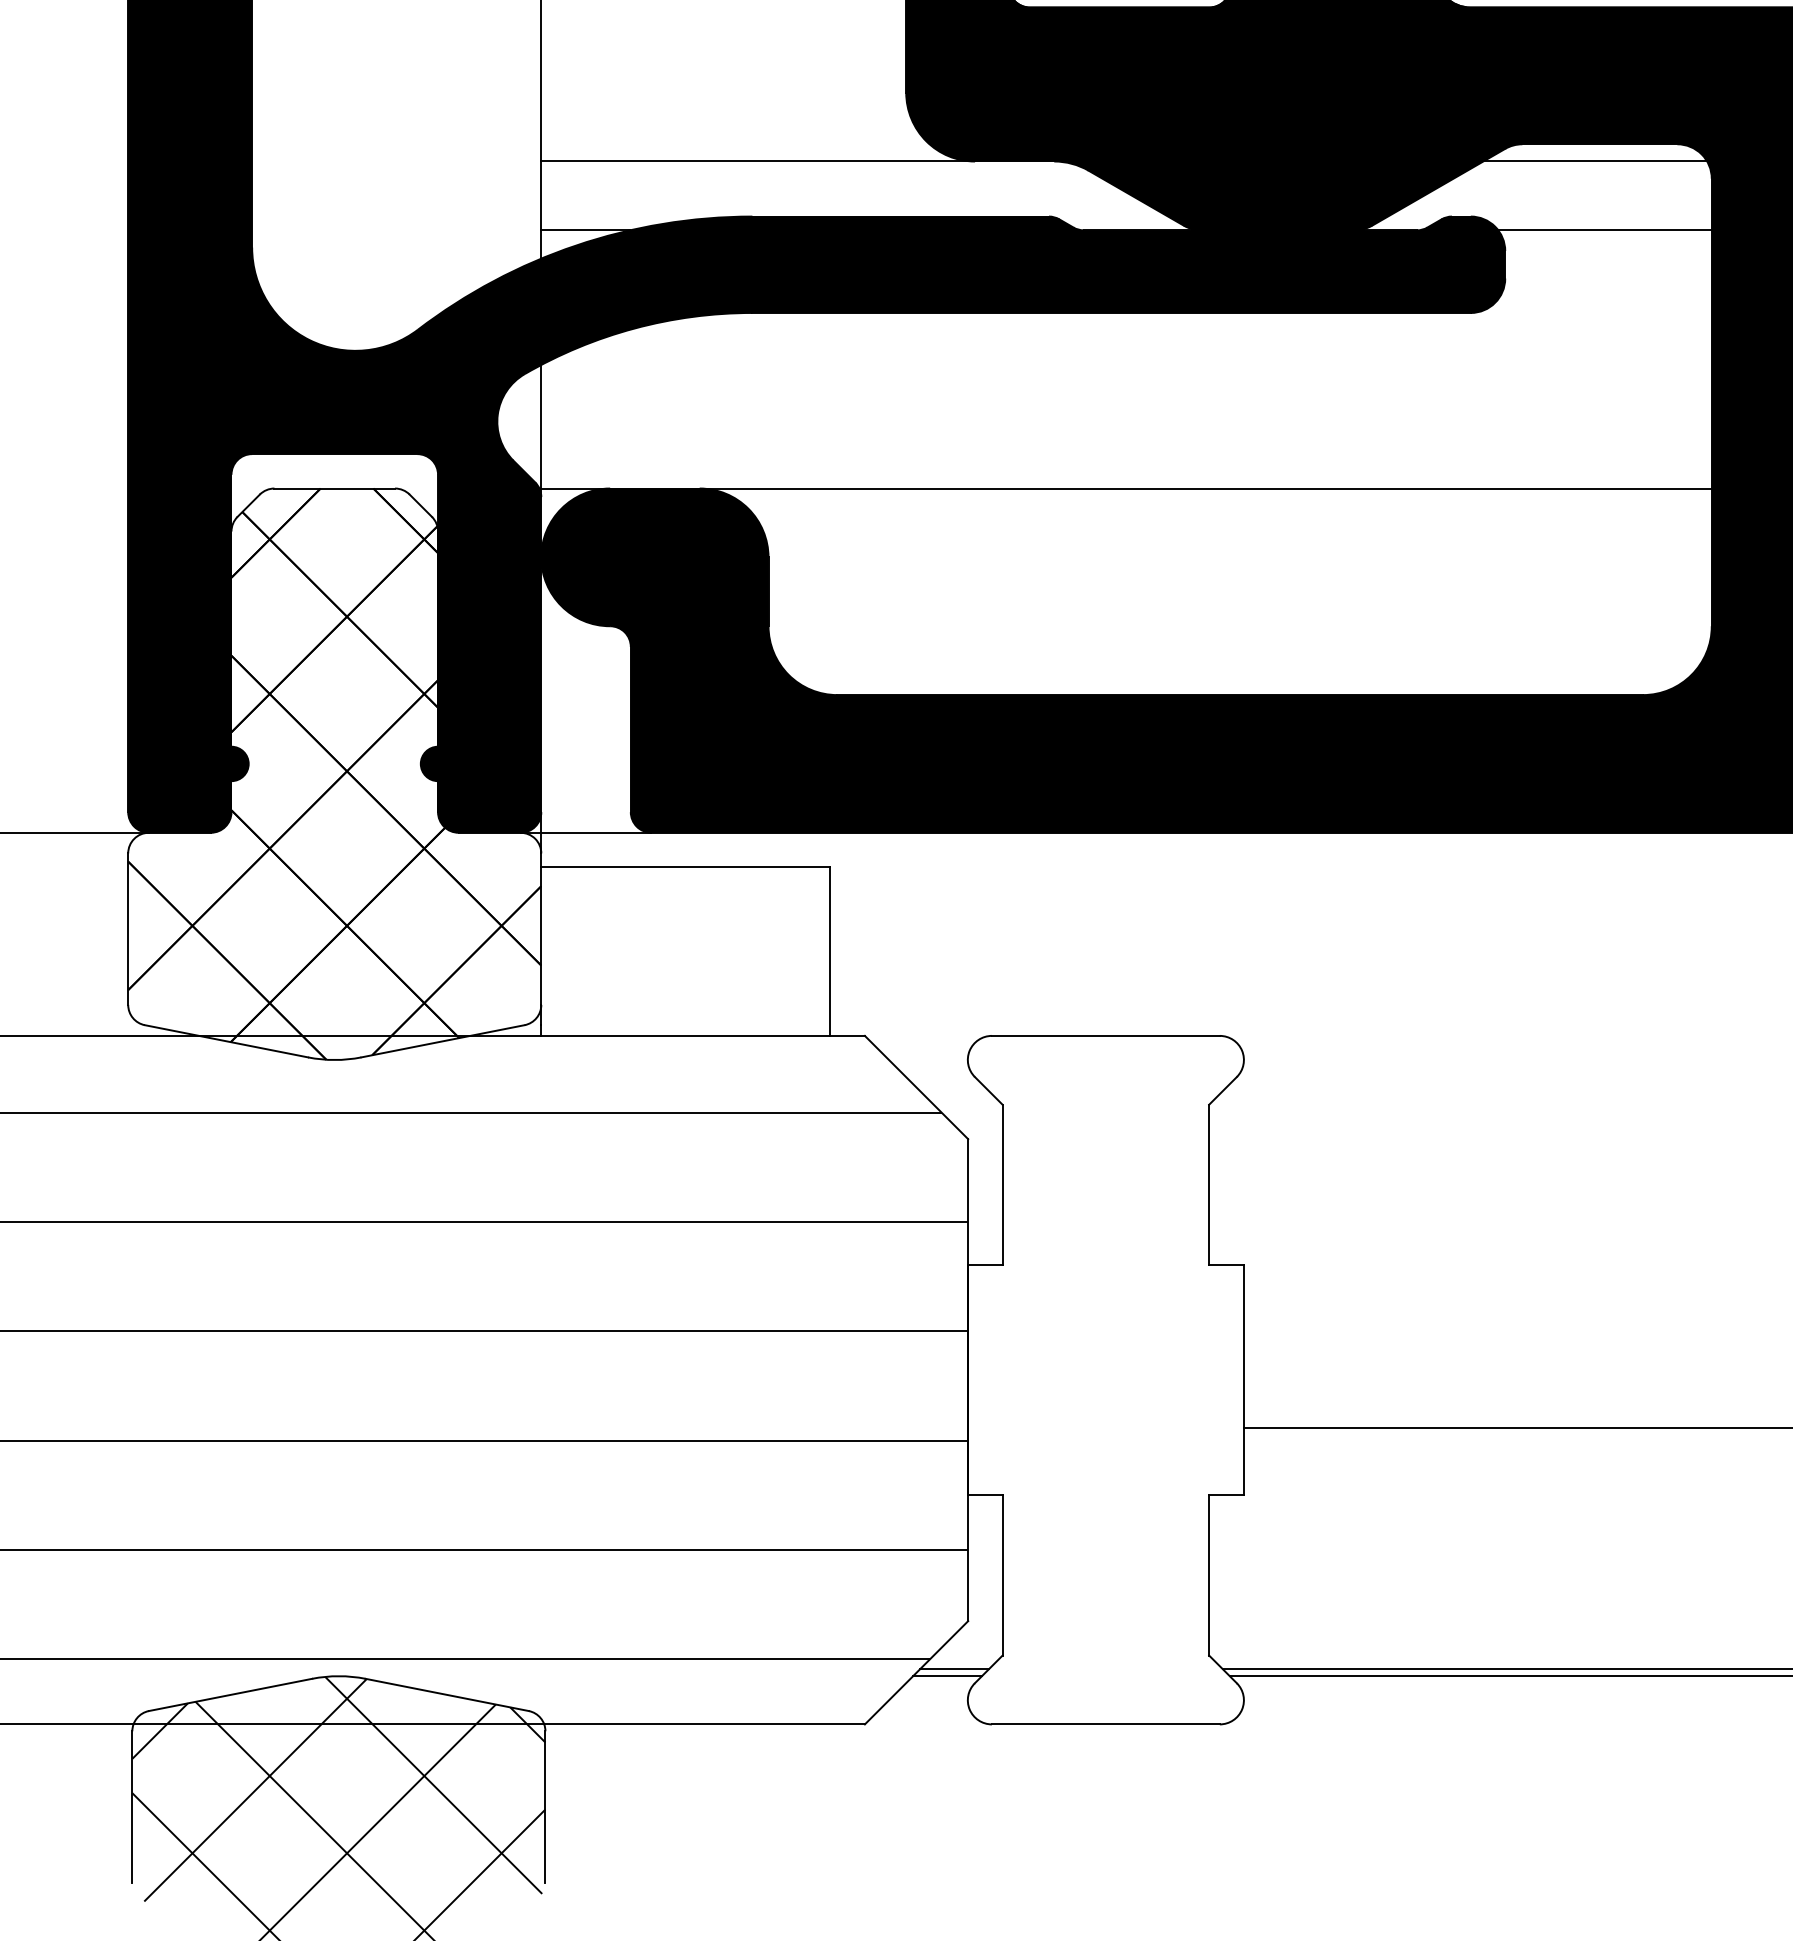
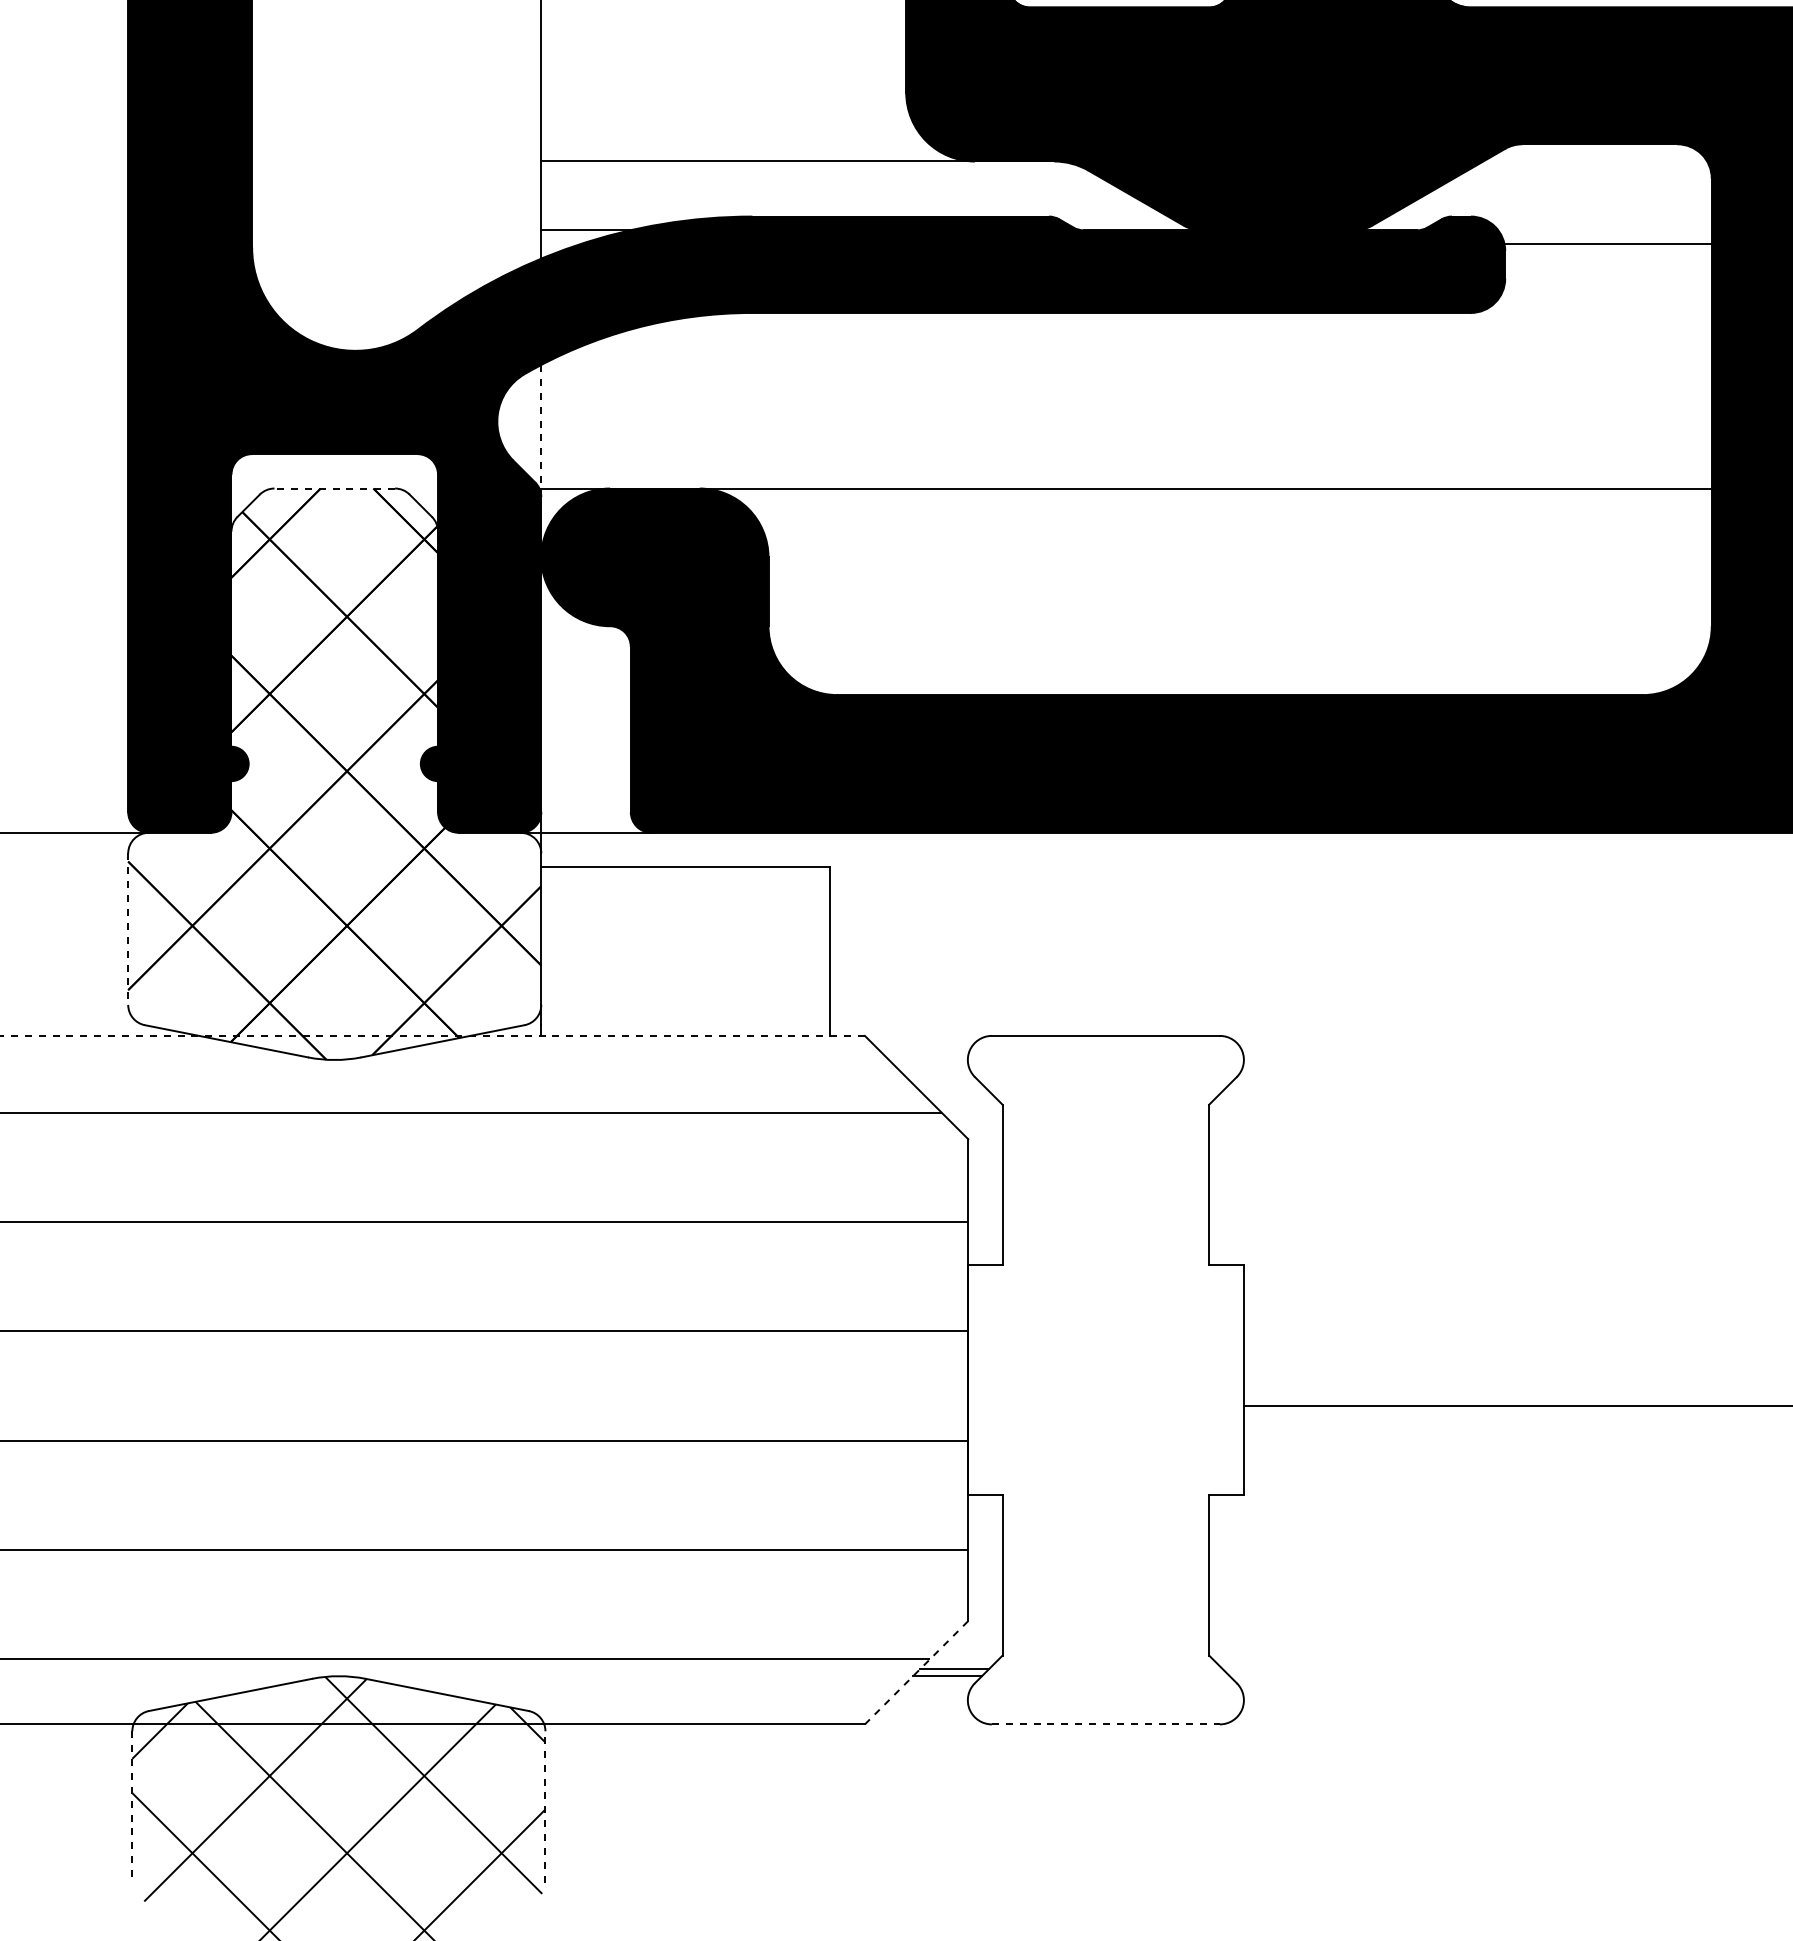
line: present -> none (1595, 161)
line position: (1604, 230) -> (1604, 244) (1604, 244)
line: solid -> dashed (541, 431)
line: solid -> dashed (334, 488)
line: solid -> dashed (128, 929)
line: solid -> dashed (431, 1035)
line position: (1516, 1428) -> (1516, 1406) (1516, 1406)
line: present -> none (1505, 1669)
line: solid -> dashed (916, 1672)
line: present -> none (1509, 1676)
line: solid -> dashed (1105, 1724)
line: solid -> dashed (132, 1807)
line: solid -> dashed (545, 1807)
